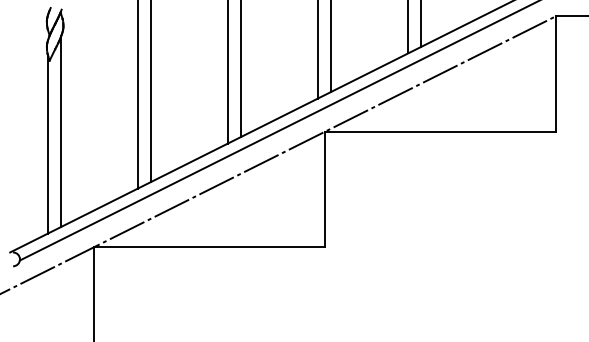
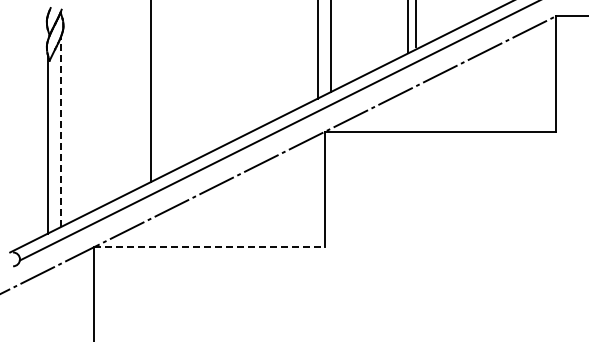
line position: (421, 24) -> (416, 24) (416, 24)
line: present -> none (241, 69)
line: present -> none (228, 72)
line: present -> none (138, 95)
line: solid -> dashed (61, 131)
line: solid -> dashed (209, 247)
